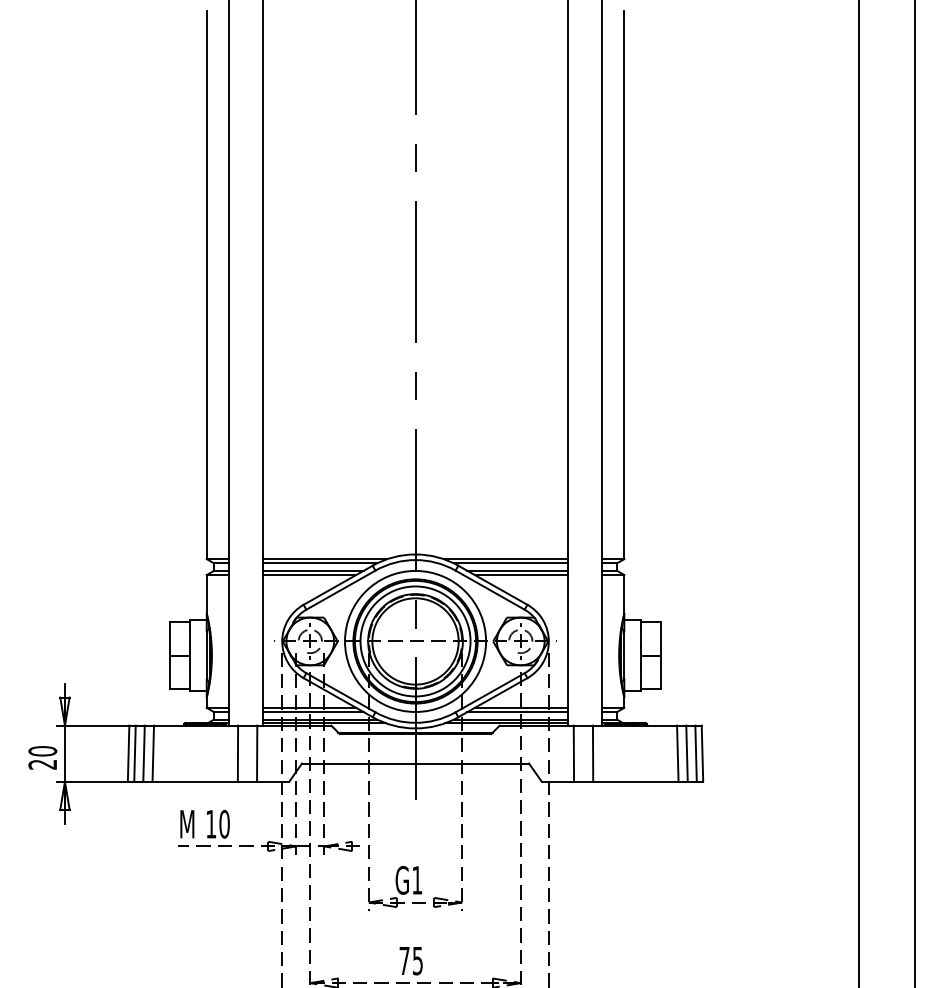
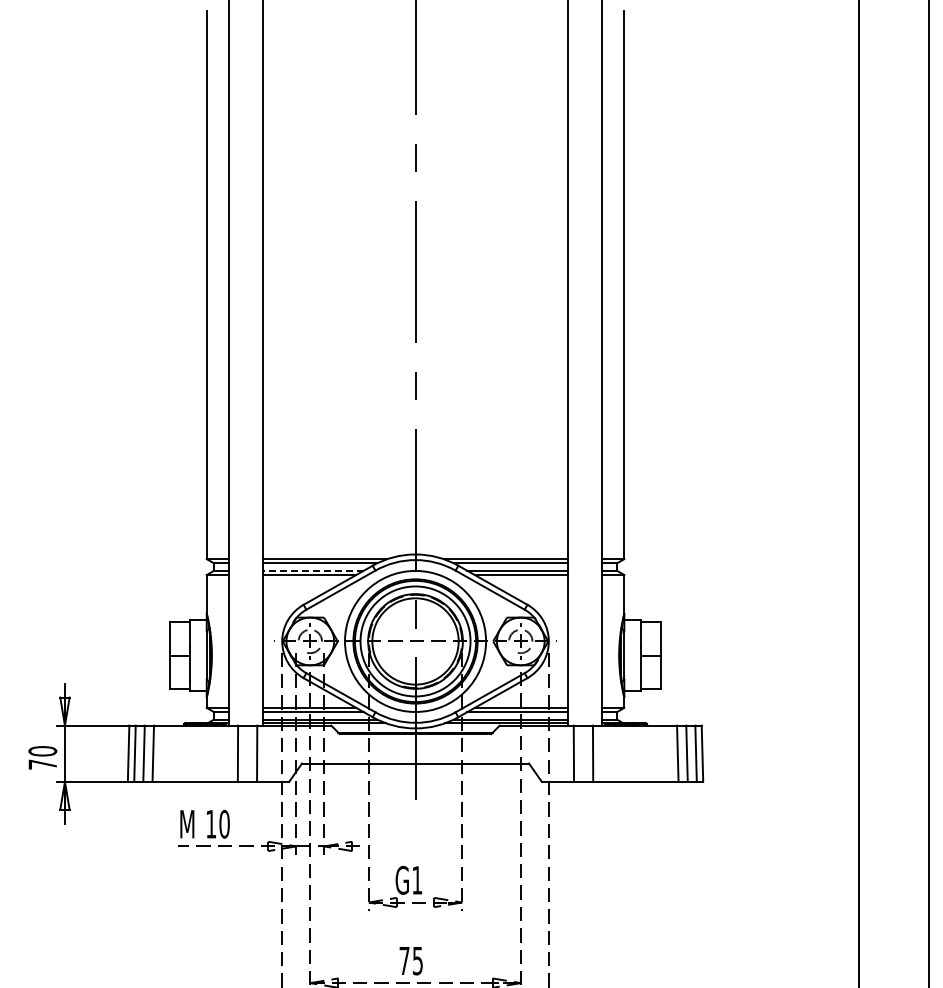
line position: (914, 493) -> (928, 493) (928, 493)
line: solid -> dashed (312, 570)
text: 20 -> 70 (42, 764)
